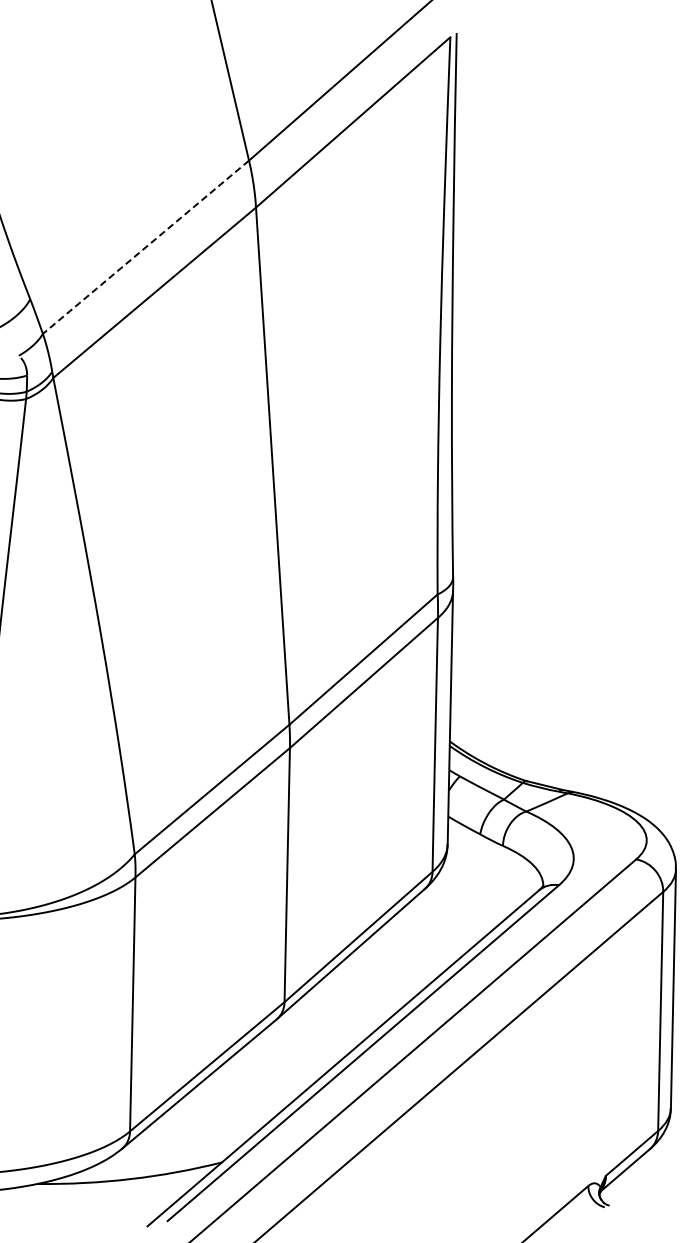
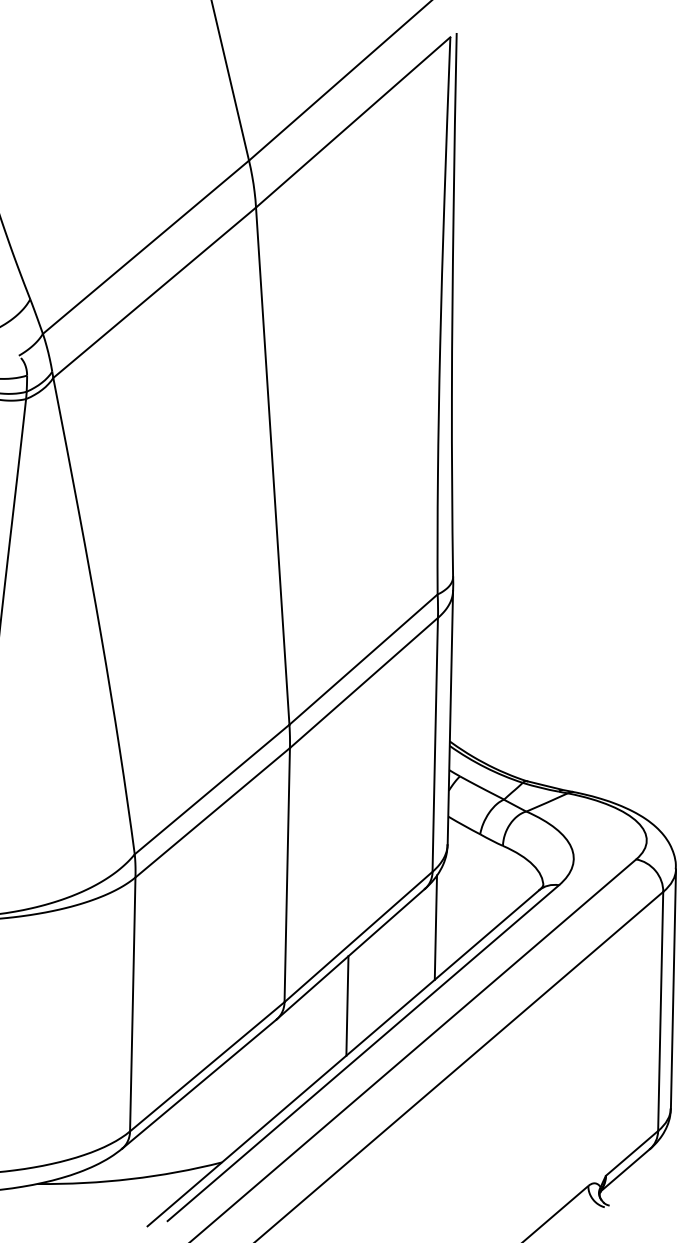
line: dashed -> solid (146, 247)
line: none -> present (435, 927)
line: none -> present (347, 1005)
